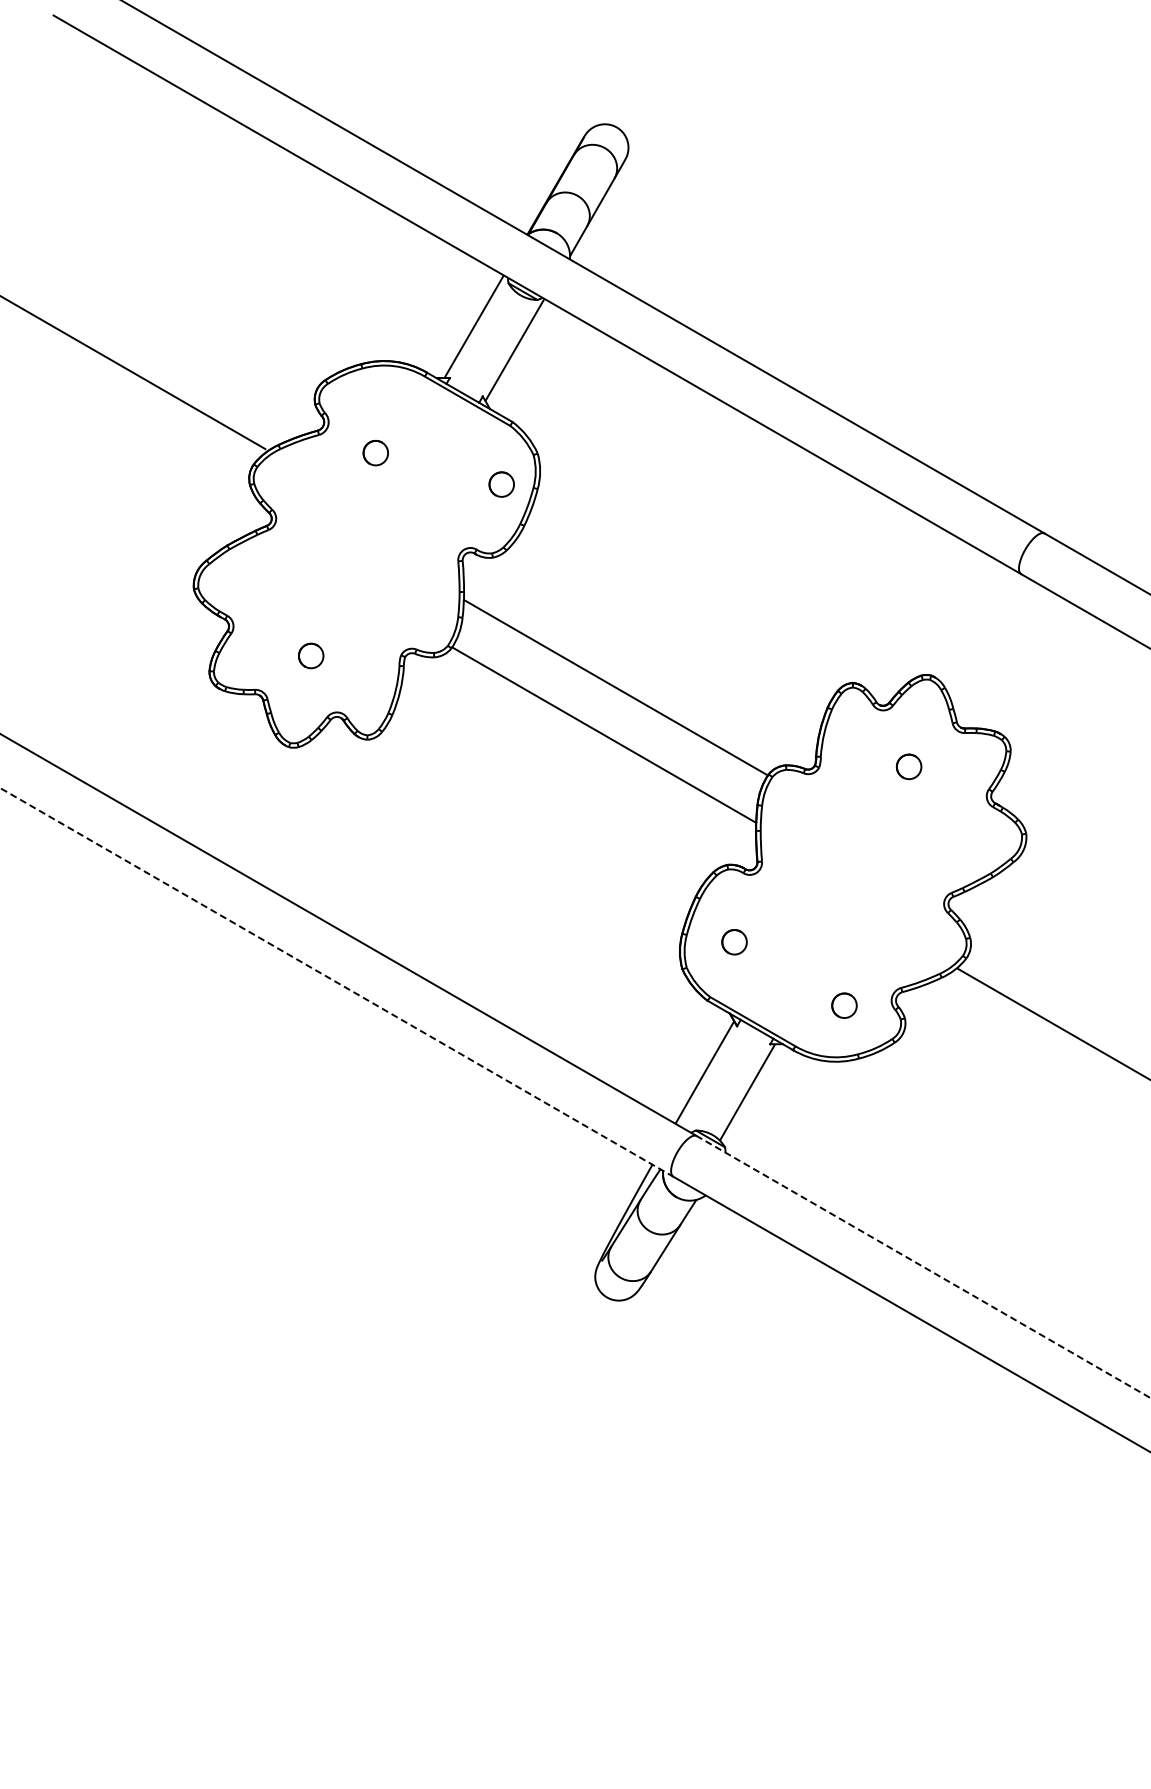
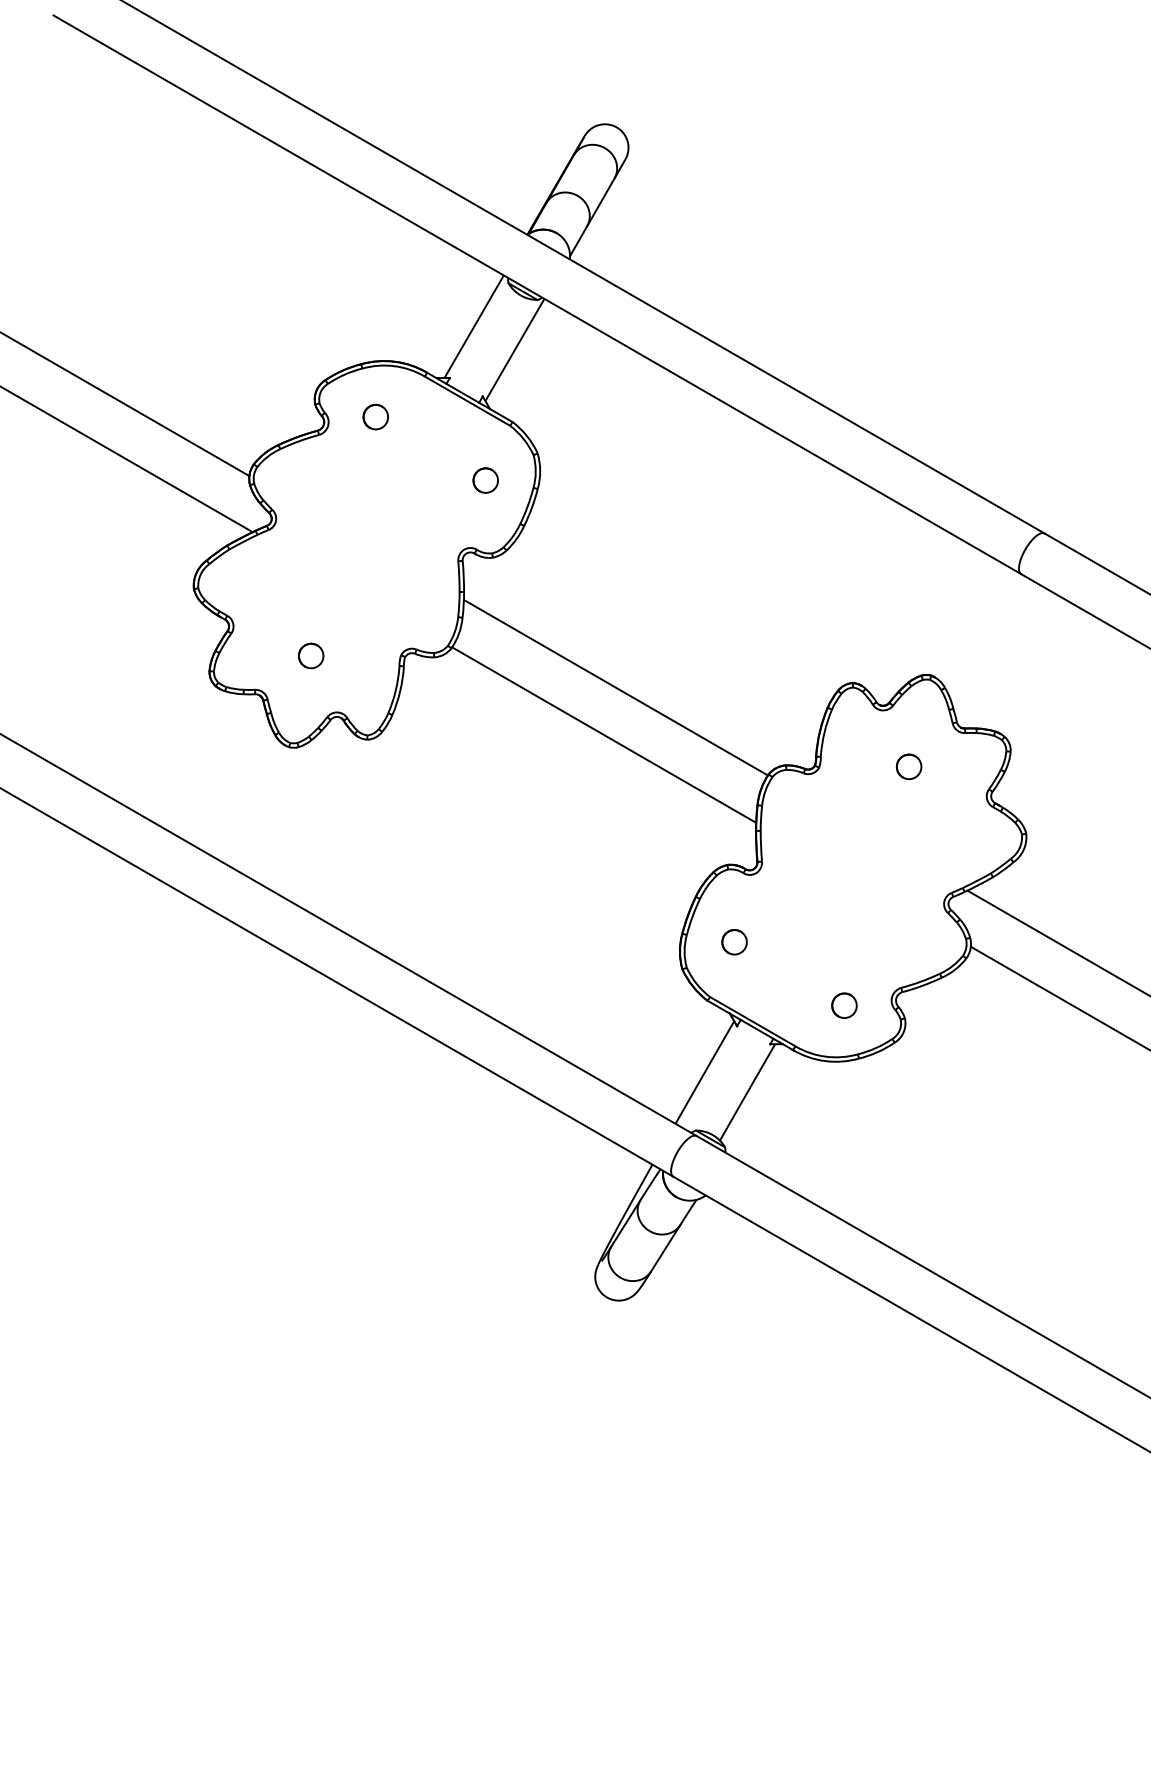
line position: (133, 373) -> (125, 404) (125, 404)
circle position: (375, 453) -> (375, 417) (375, 417)
line: none -> present (127, 459)
circle position: (501, 484) -> (485, 480) (485, 480)
line: none -> present (1057, 942)
line: dashed -> solid (337, 982)
line position: (1052, 1023) -> (1058, 997) (1058, 997)
line: dashed -> solid (923, 1266)
